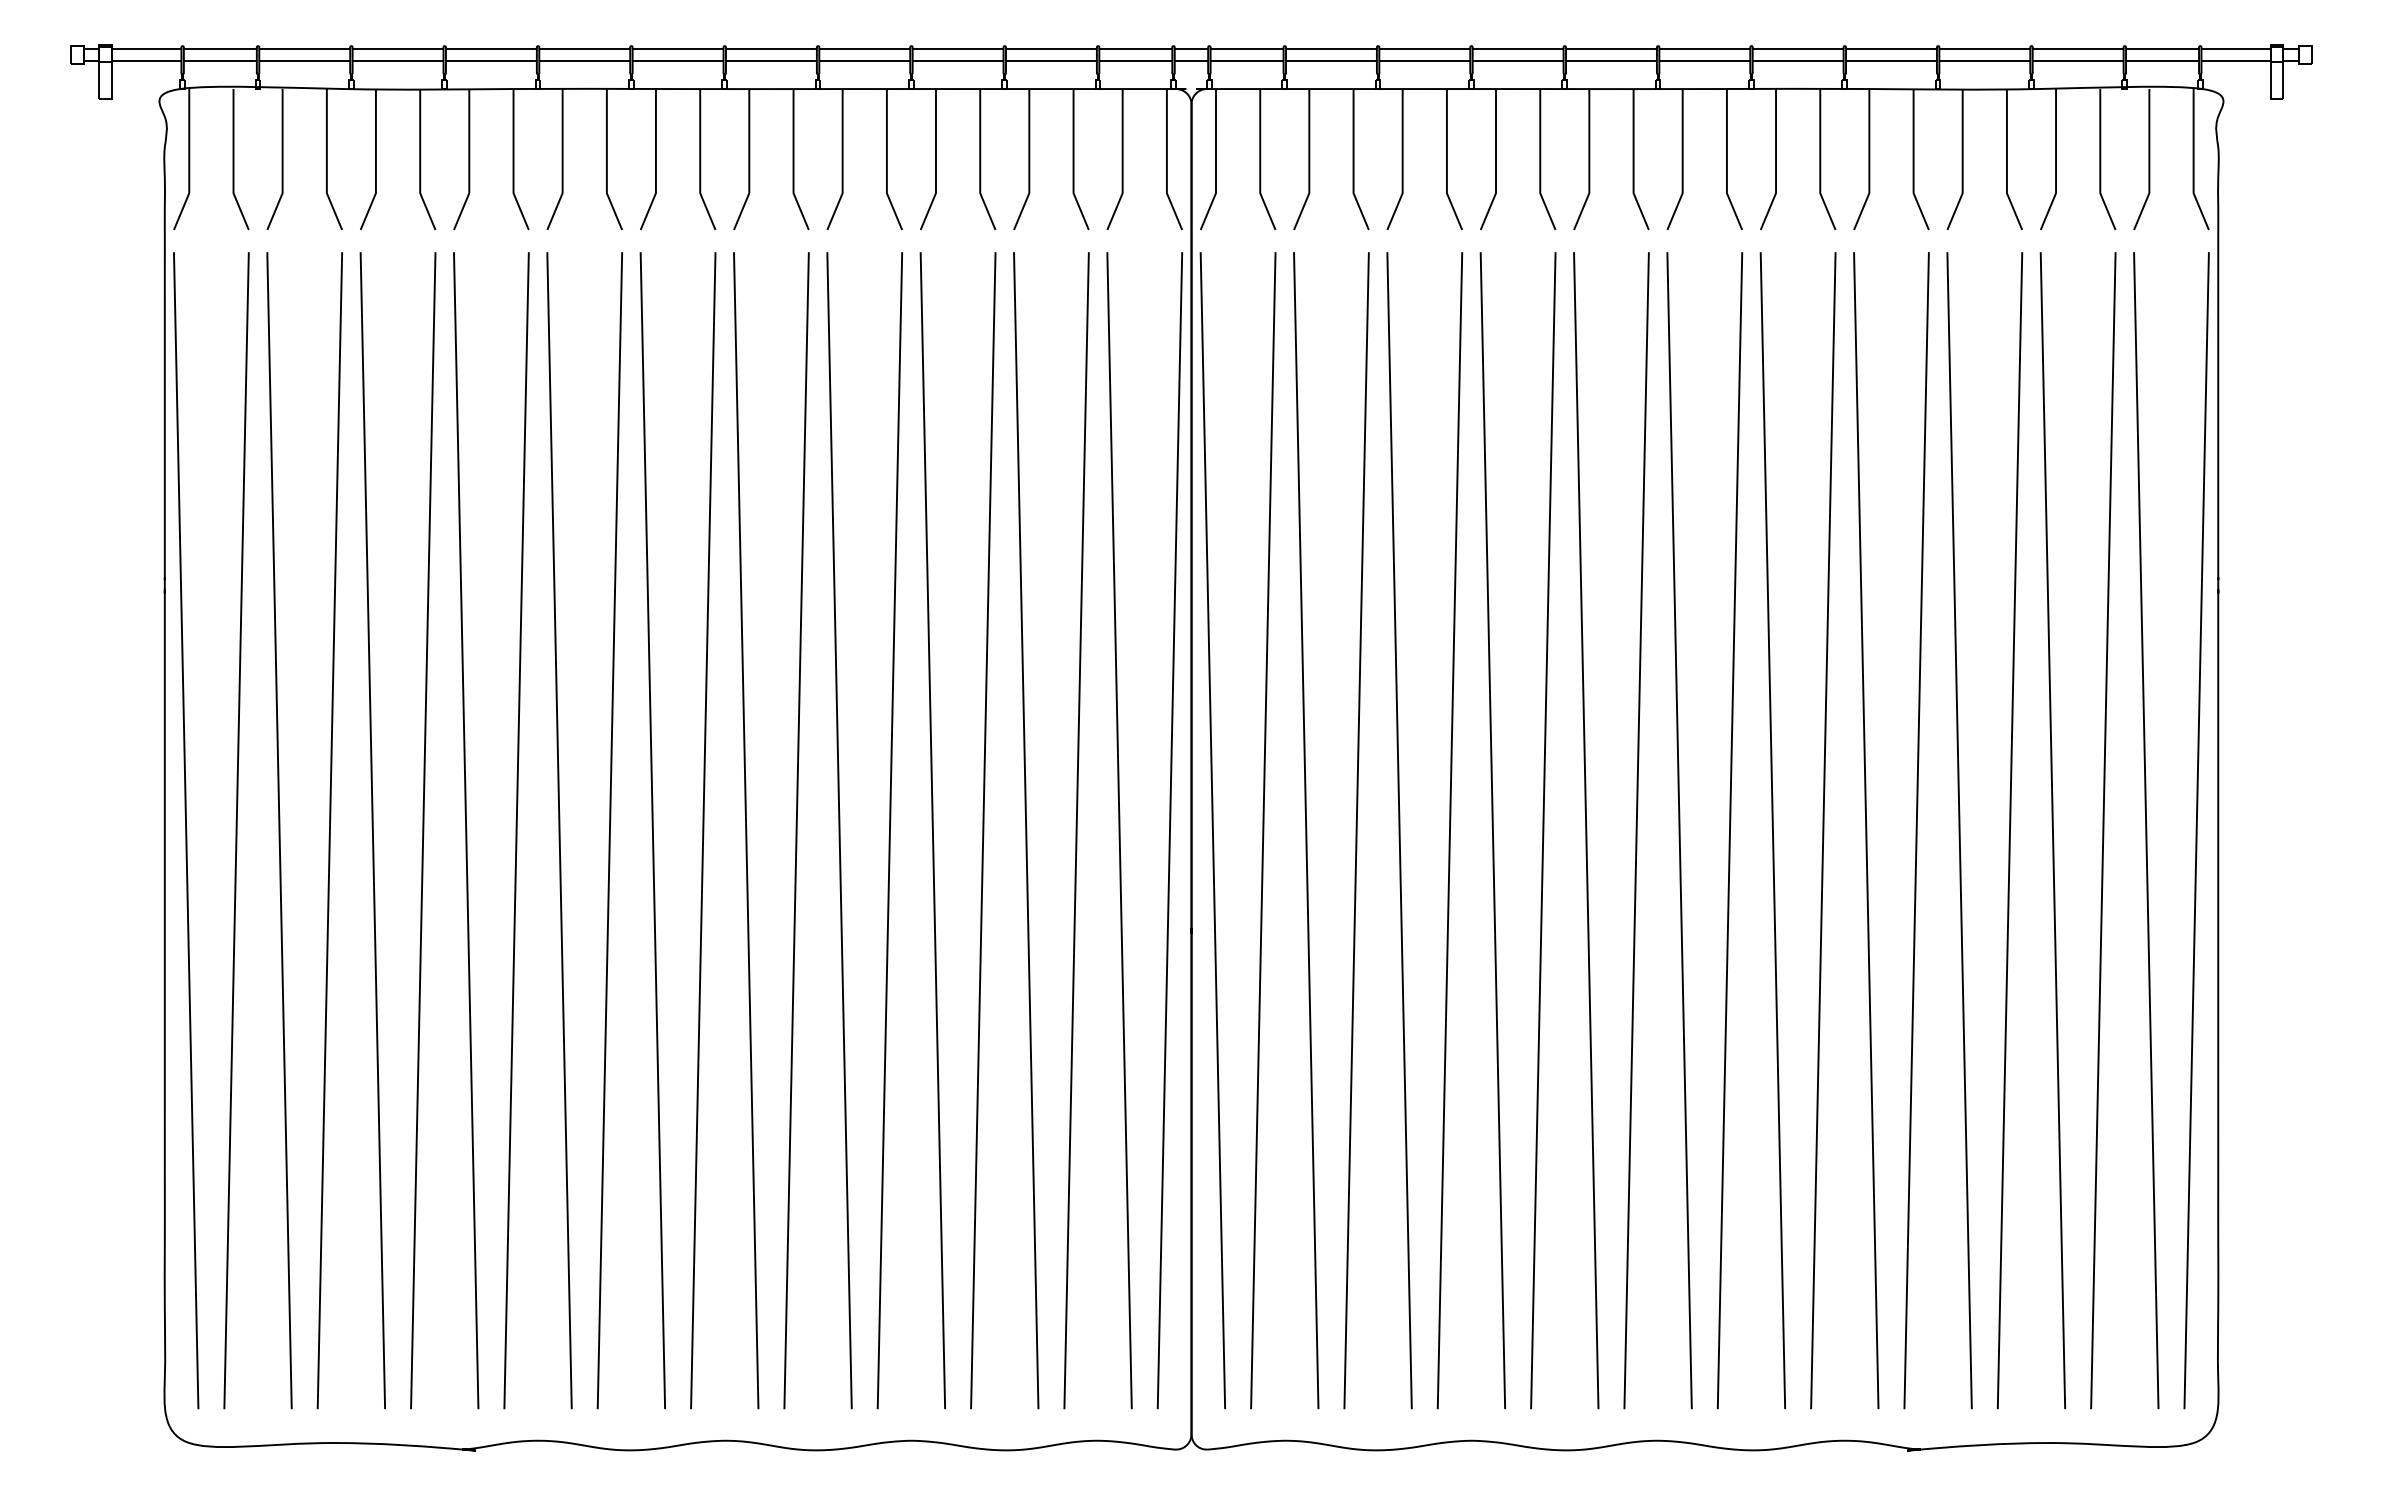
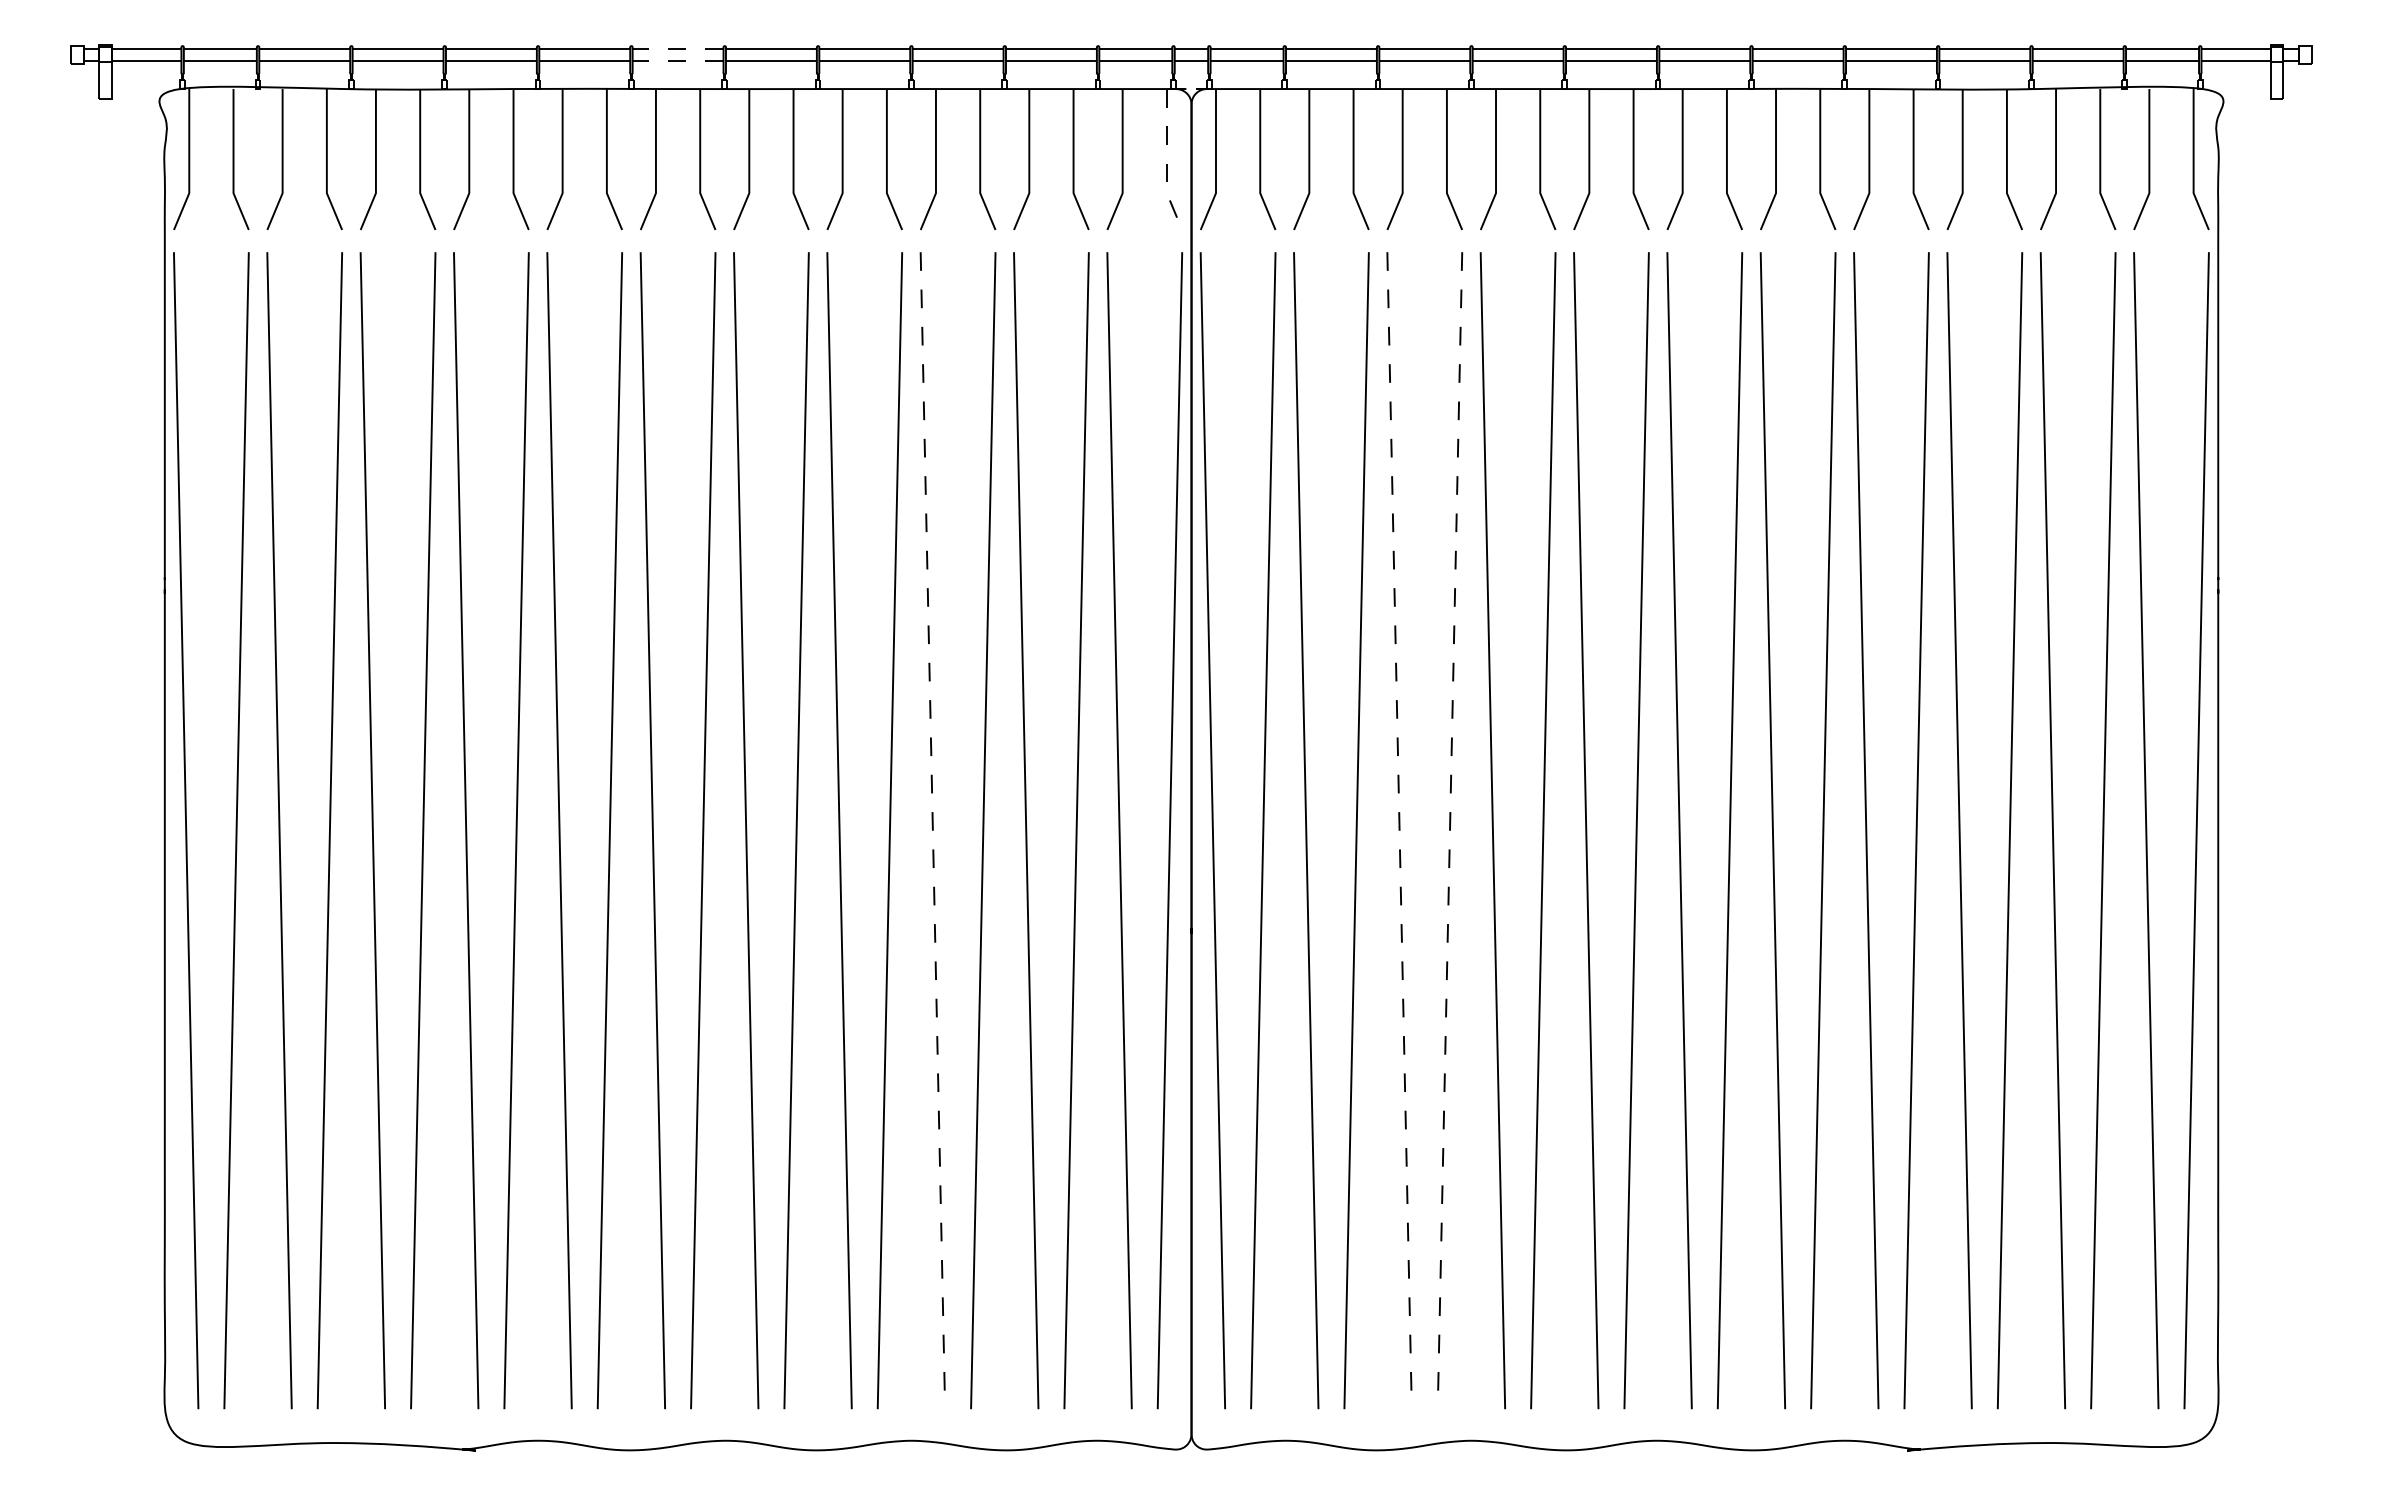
line: solid -> dashed (677, 48)
line: solid -> dashed (677, 60)
line: solid -> dashed (1166, 161)
line: solid -> dashed (932, 830)
line: solid -> dashed (1399, 830)
line: solid -> dashed (1449, 830)
